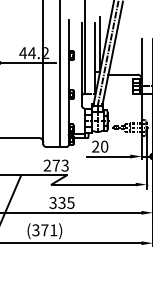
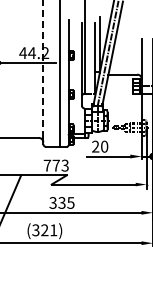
line: solid -> dashed (43, 69)
text: 273 -> 773 (47, 165)
text: (371) -> (321) (44, 230)
